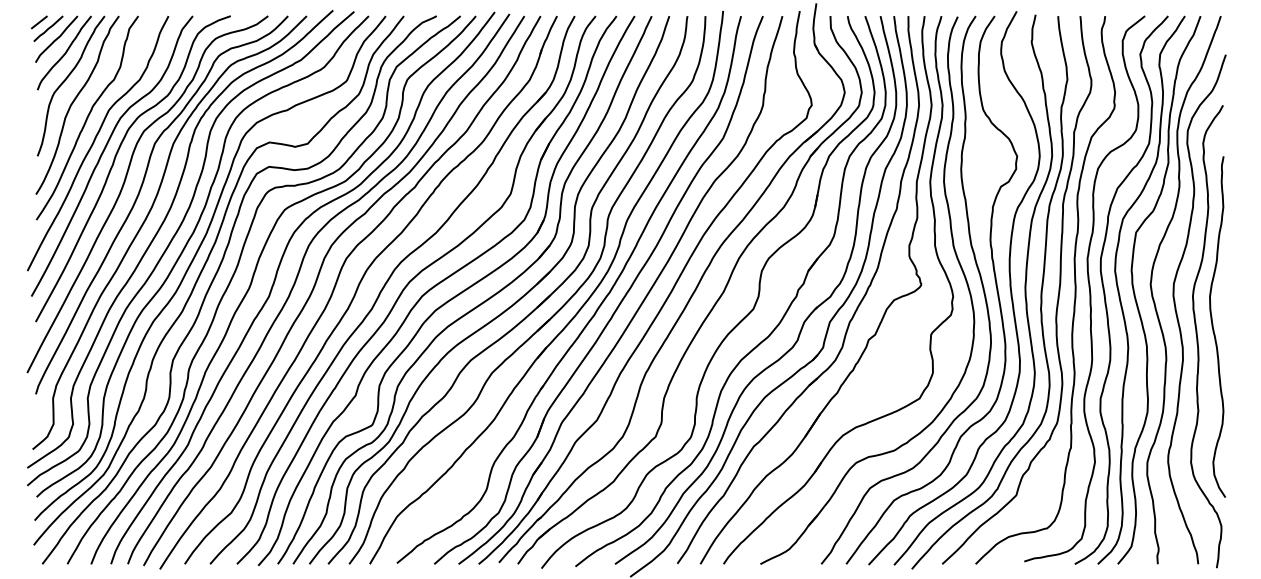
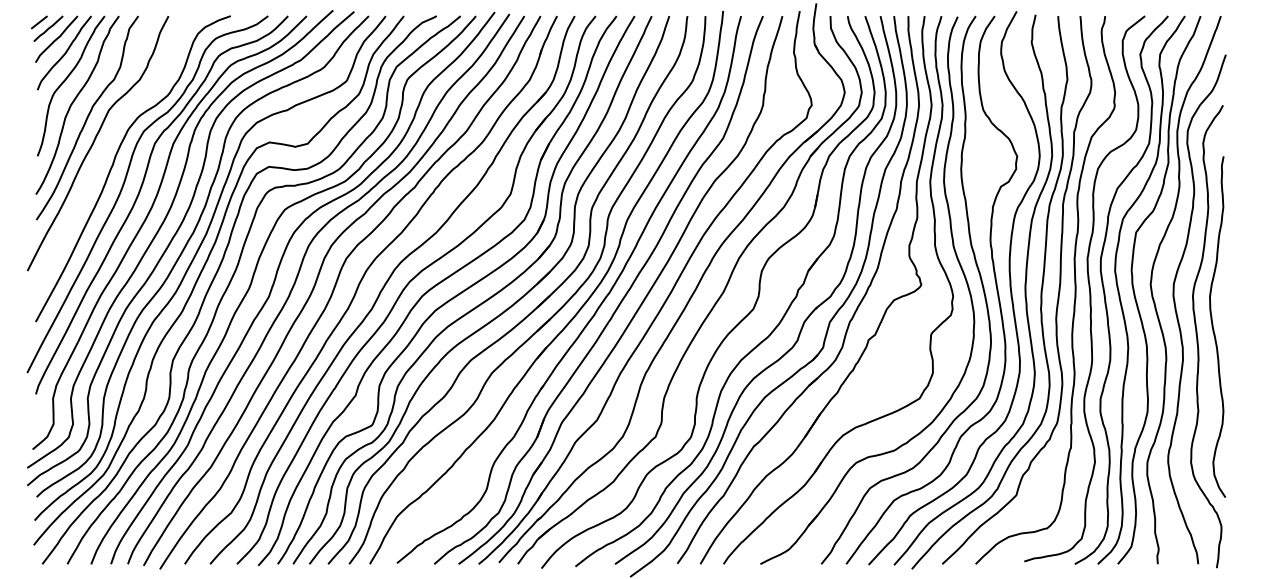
curve: present -> none (104, 151)
